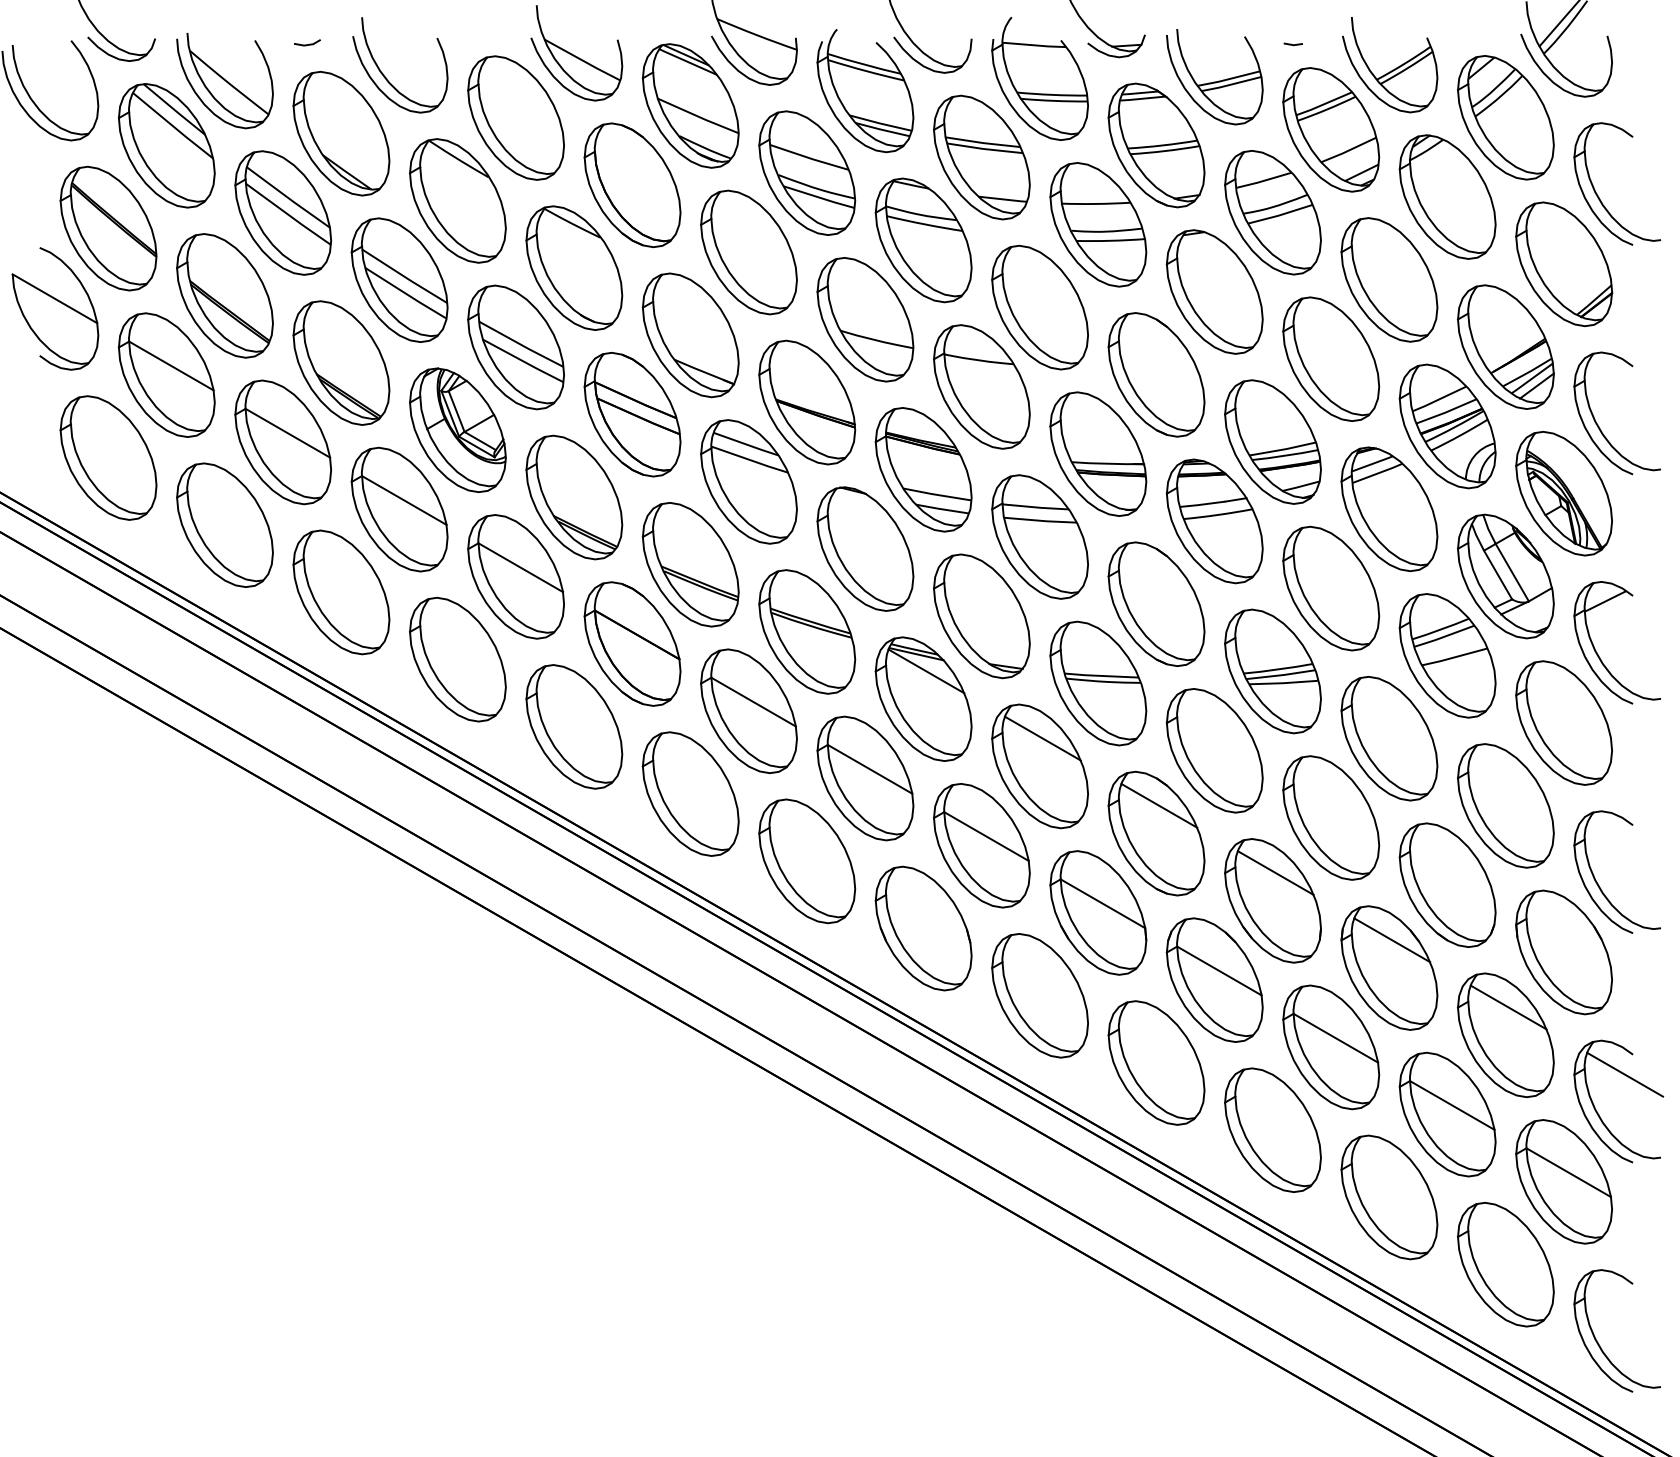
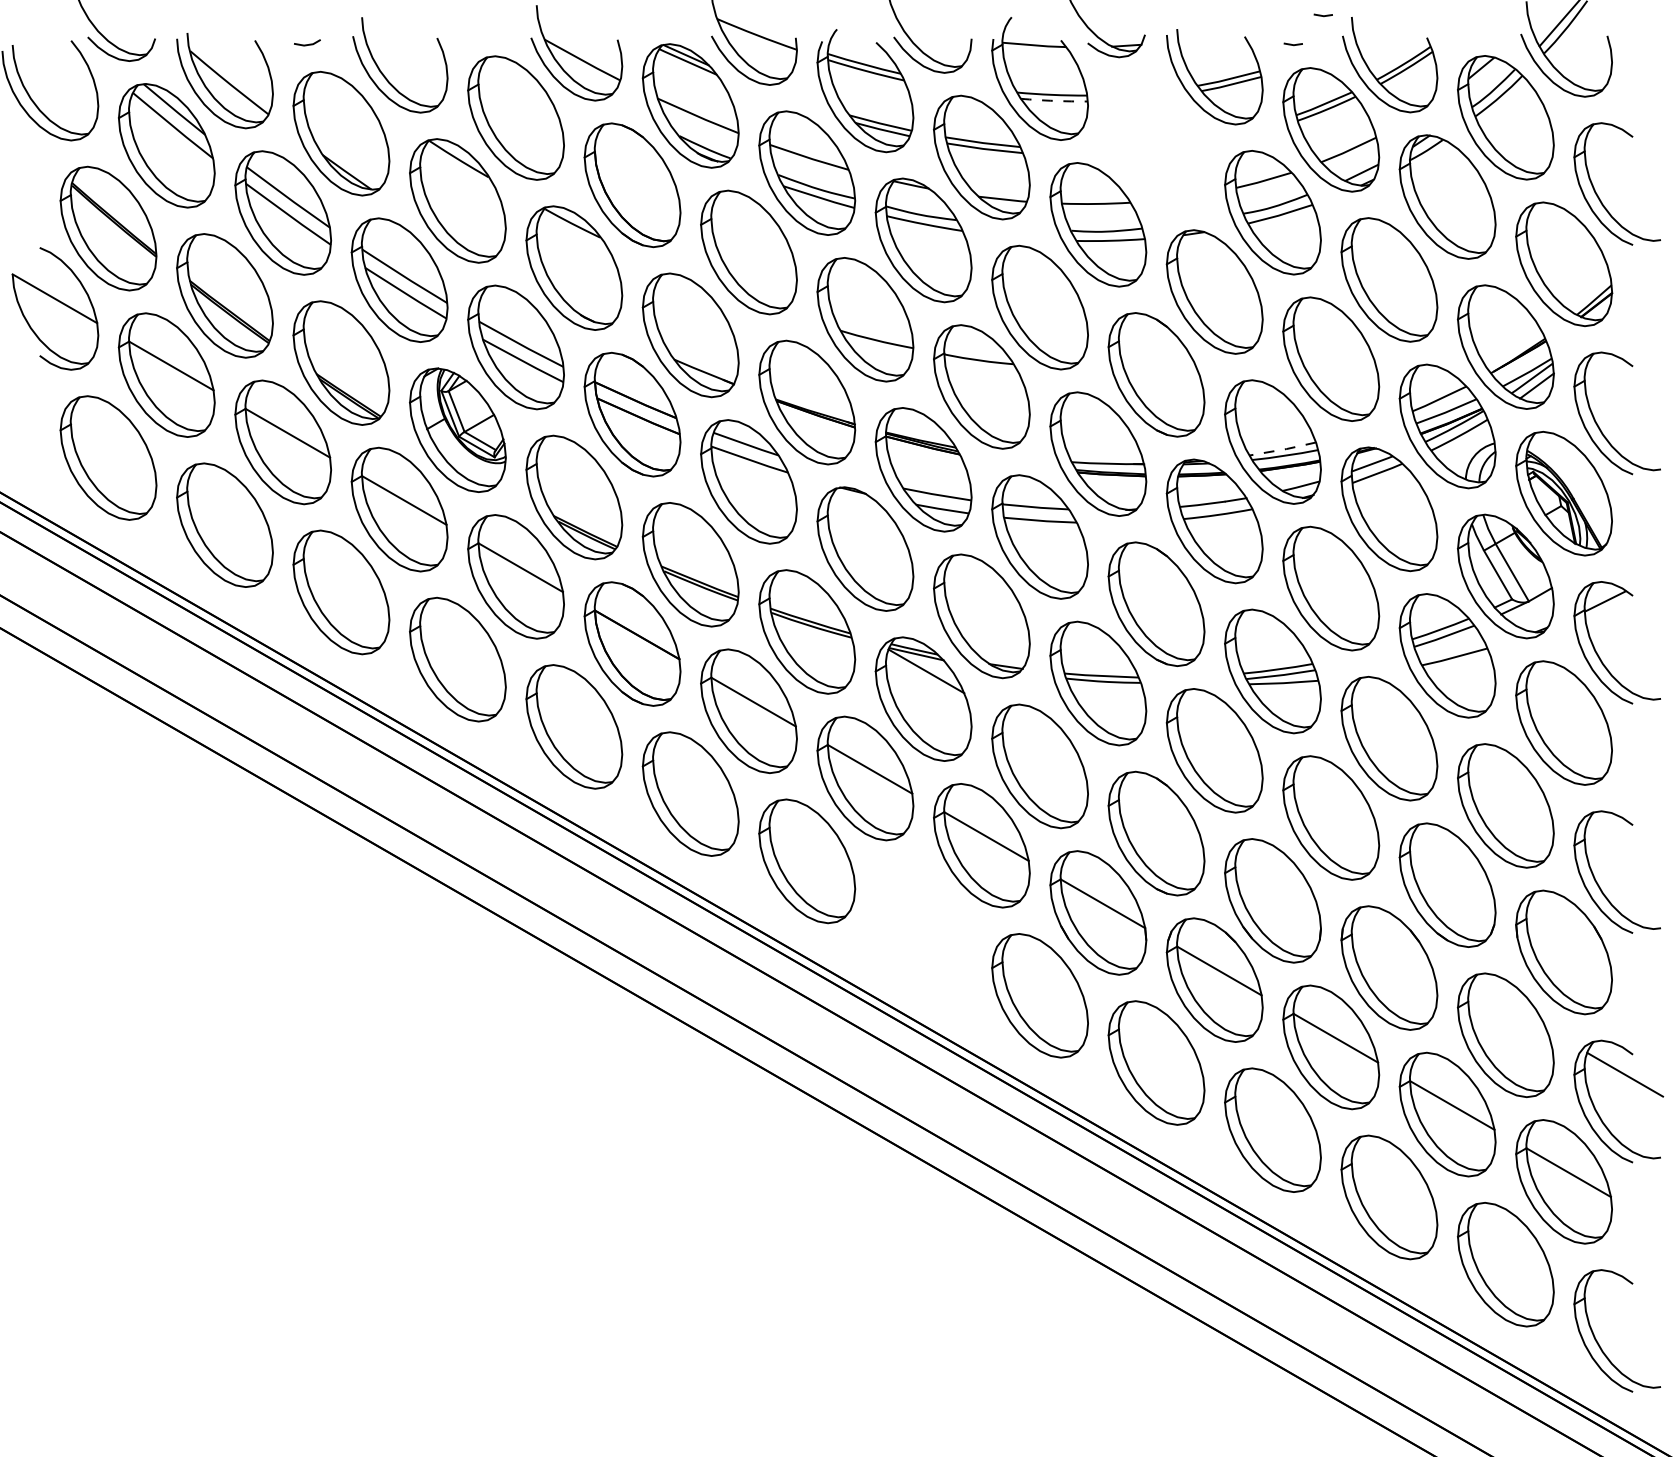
line: none -> present (1322, 15)
arc: solid -> dashed (1054, 100)
part: present -> none (1156, 145)
line: solid -> dashed (1283, 449)
line: present -> none (1042, 738)
line: present -> none (1159, 805)
line: present -> none (1275, 872)
part: present -> none (923, 928)
line: present -> none (1392, 940)
line: present -> none (1508, 1007)
